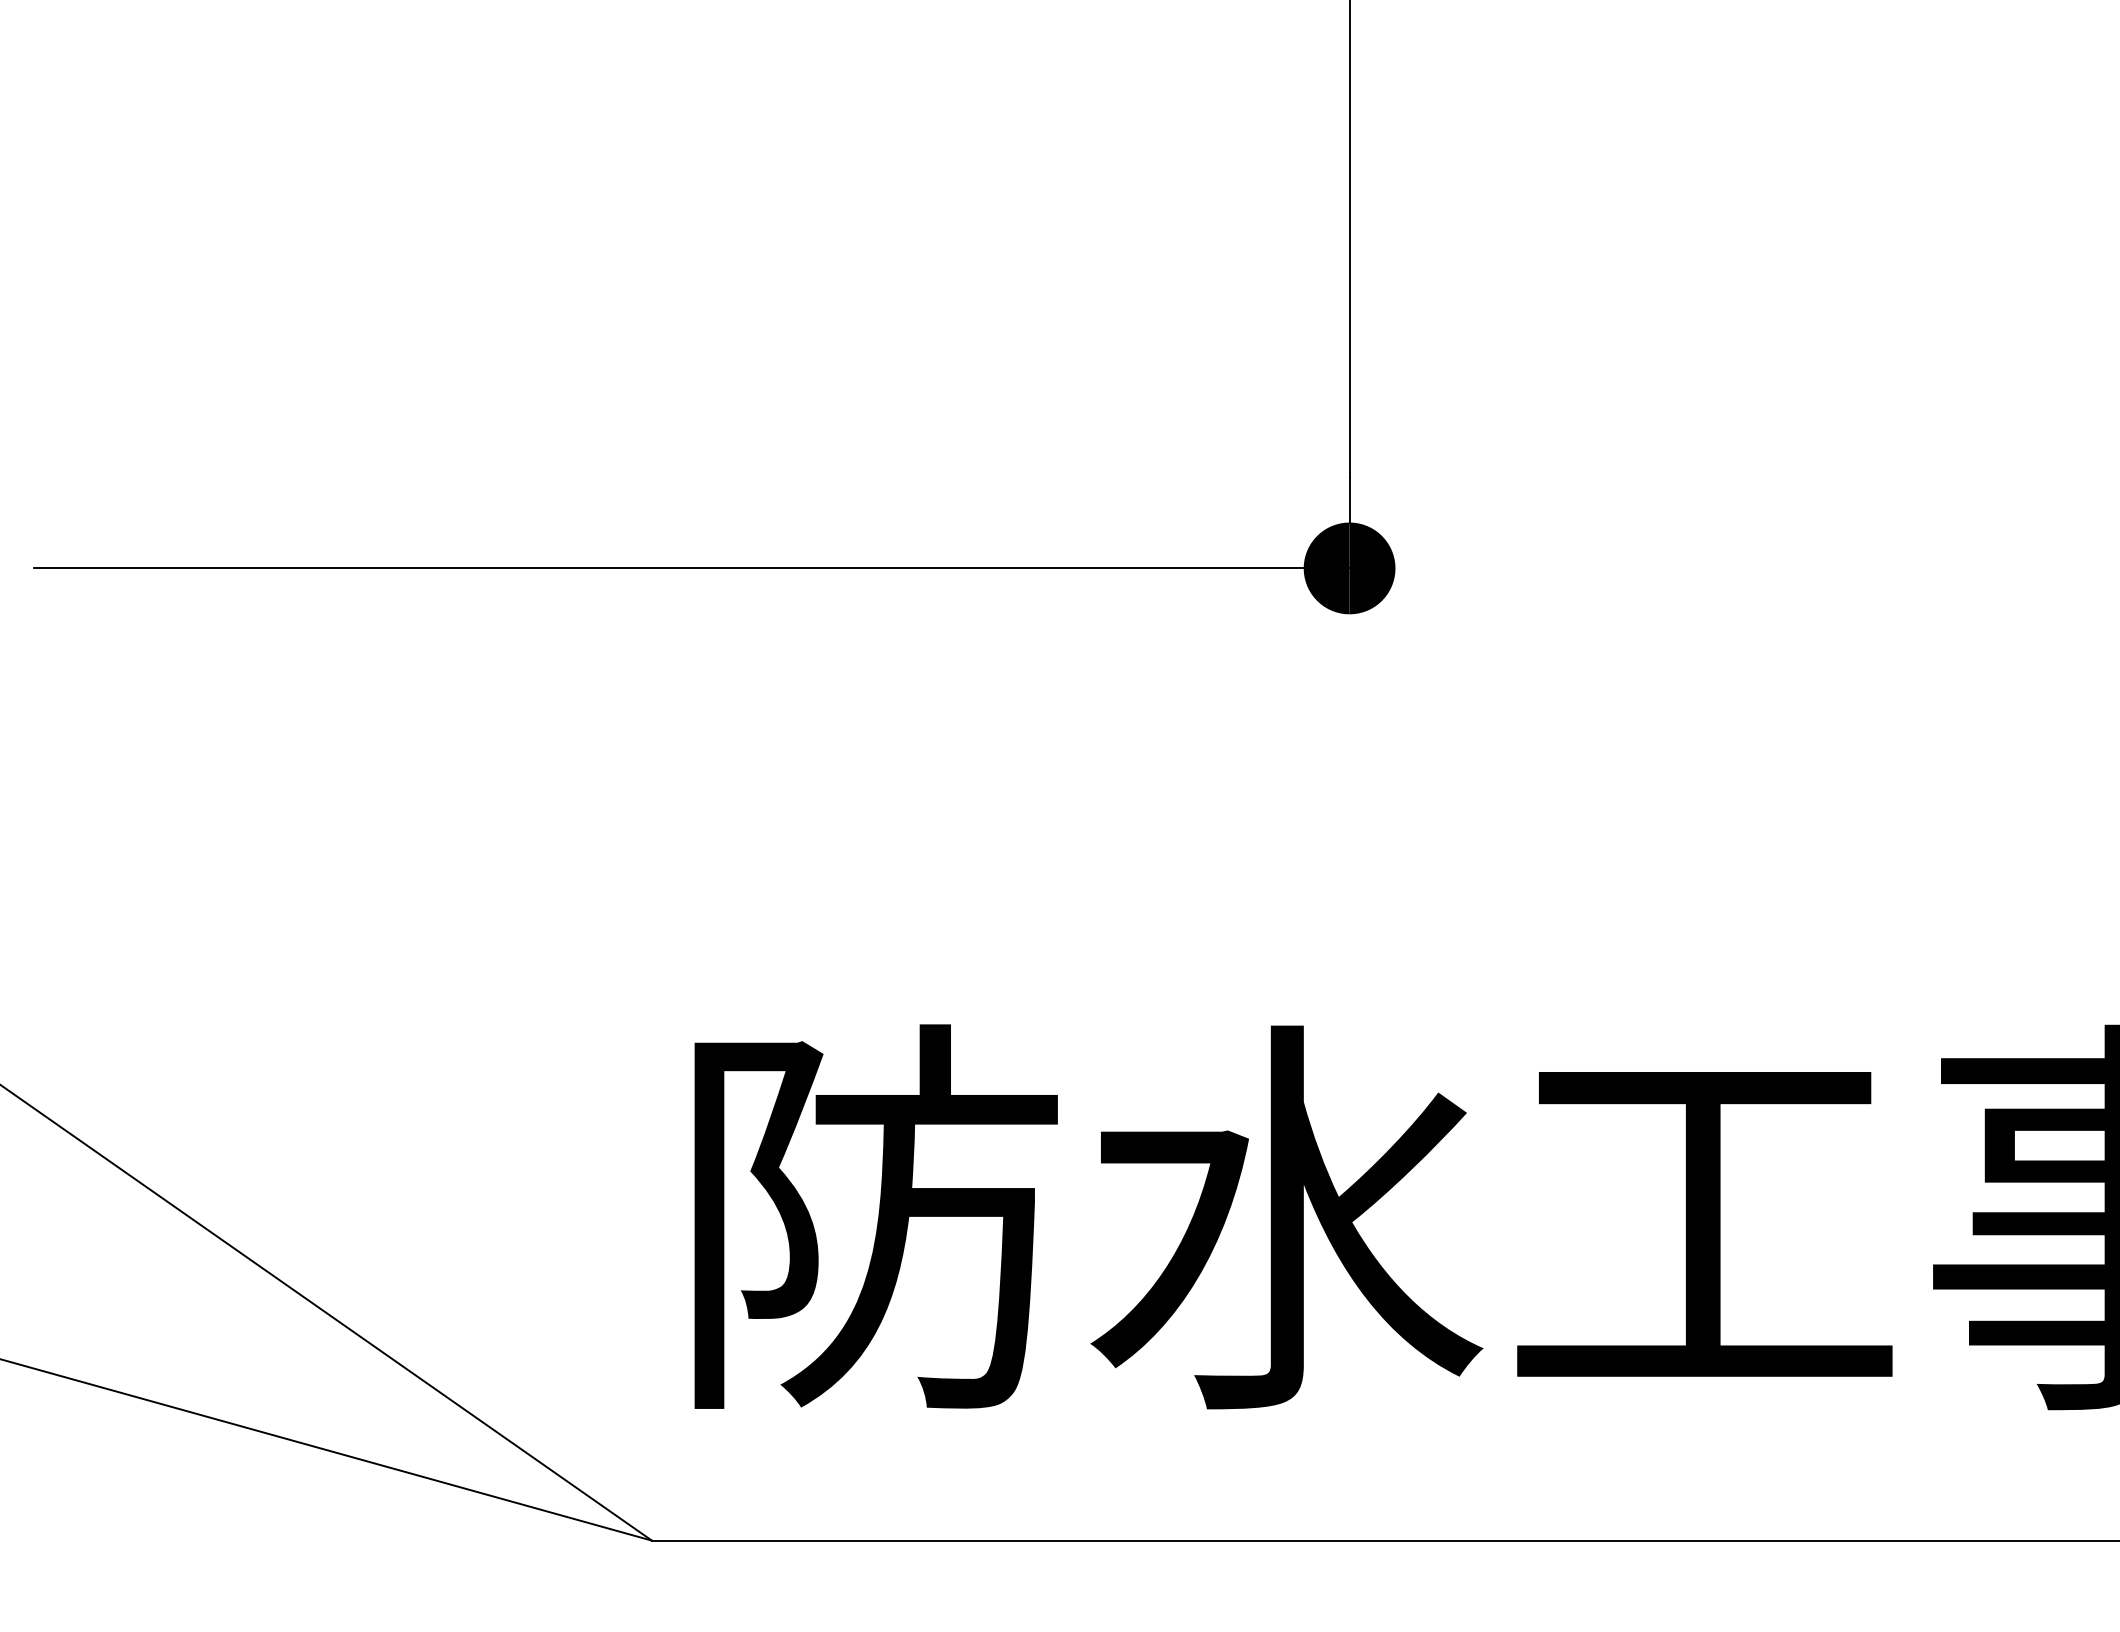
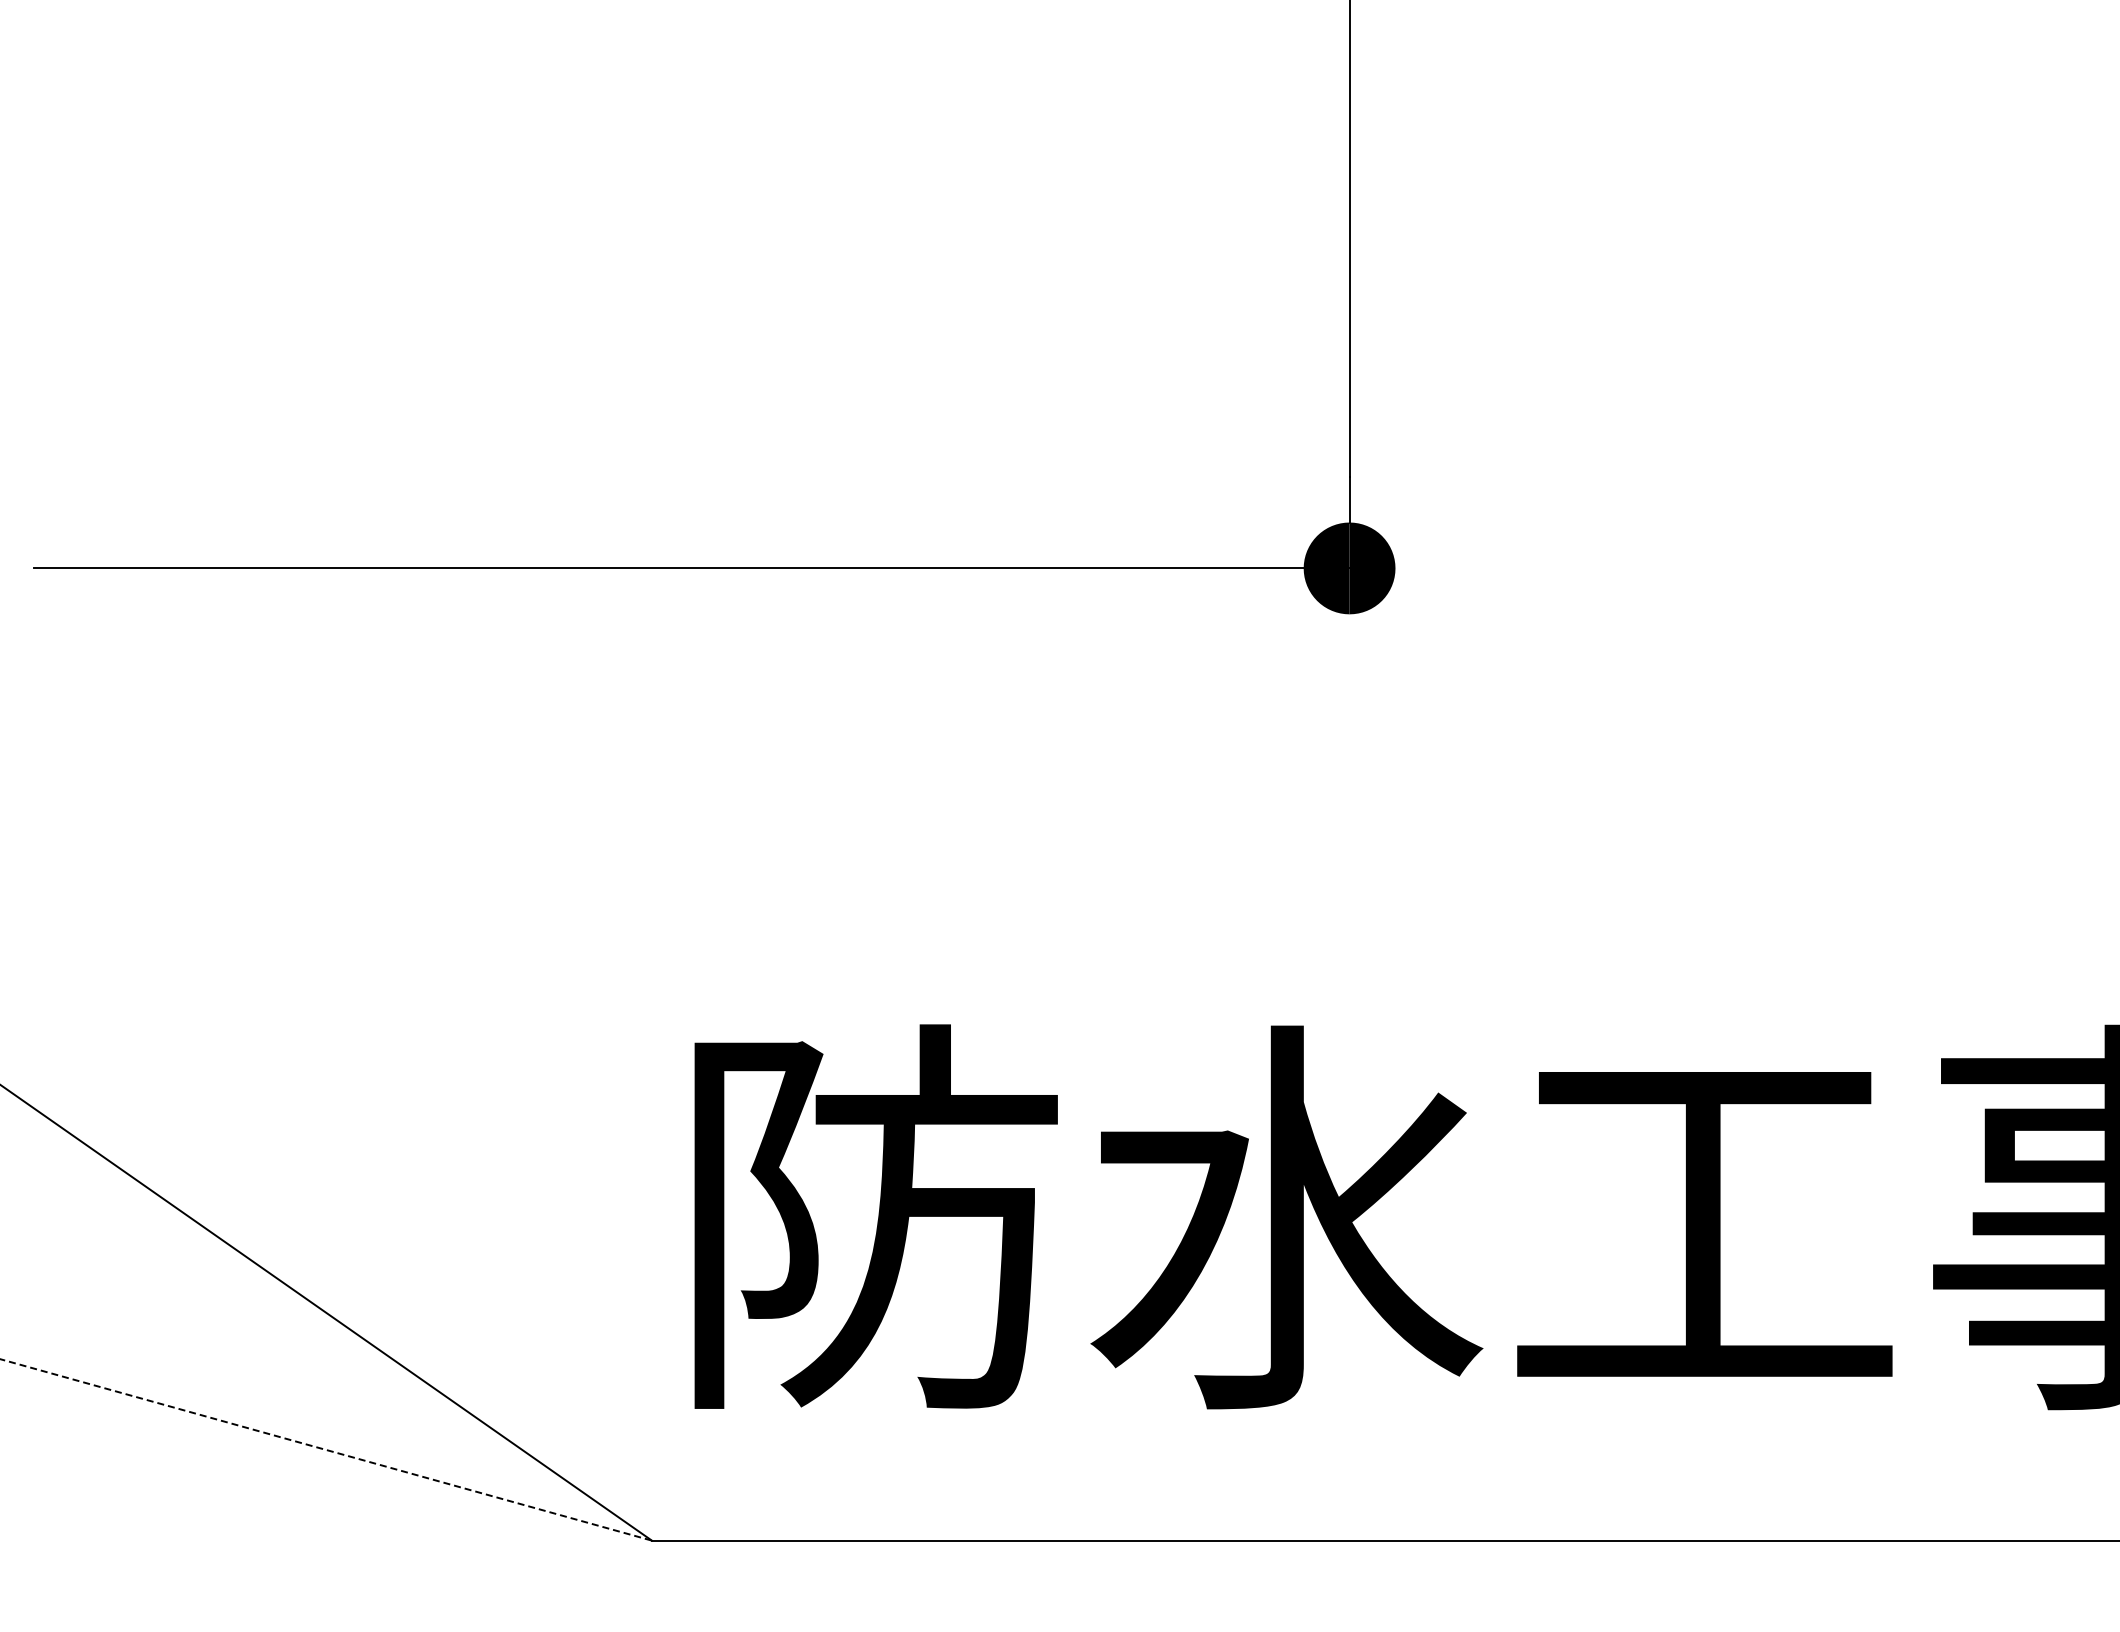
line: solid -> dashed (326, 1450)
